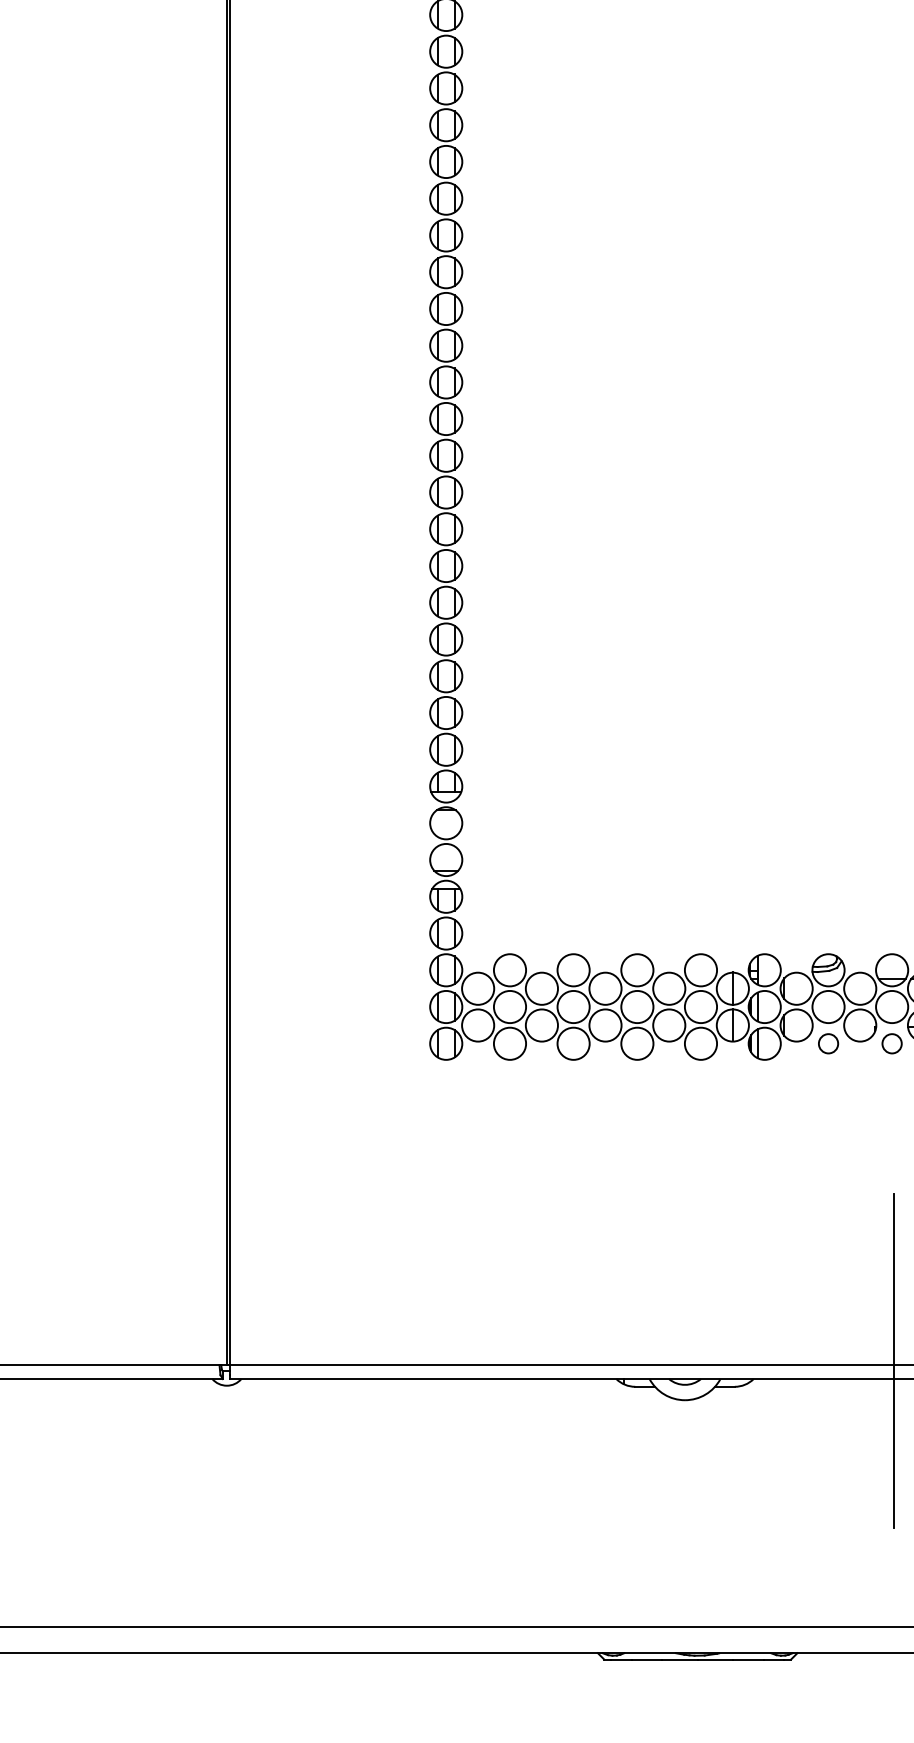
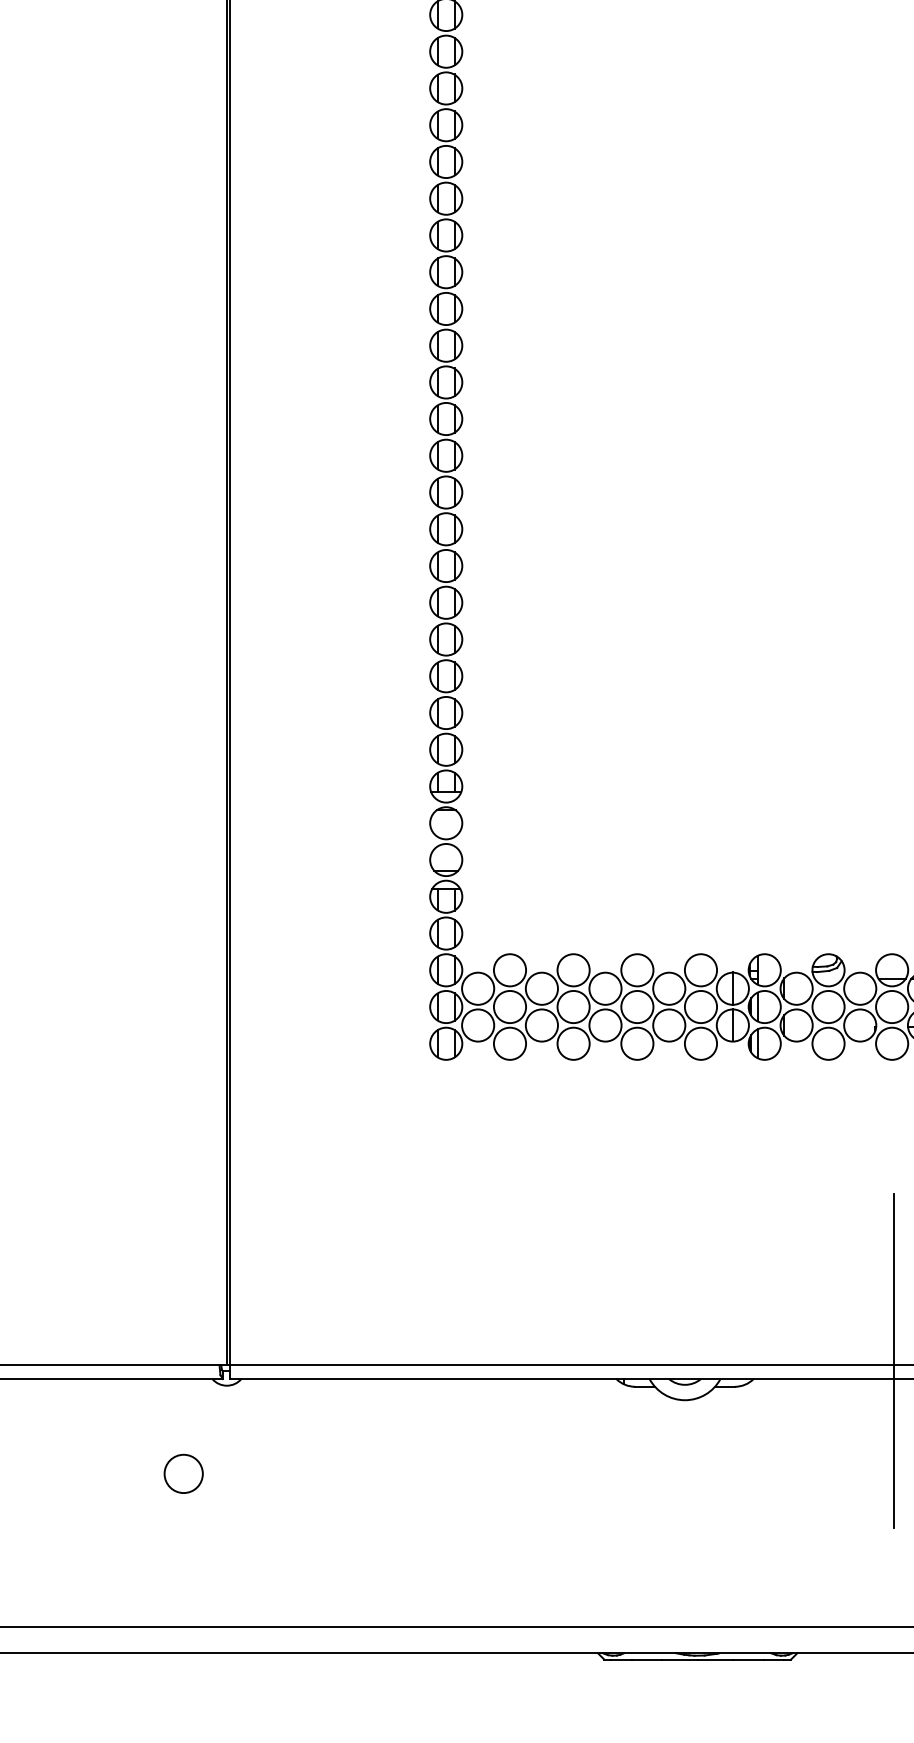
circle diameter: 19 px -> 32 px (828, 1043)
circle diameter: 19 px -> 32 px (892, 1043)
circle: none -> present (183, 1473)
